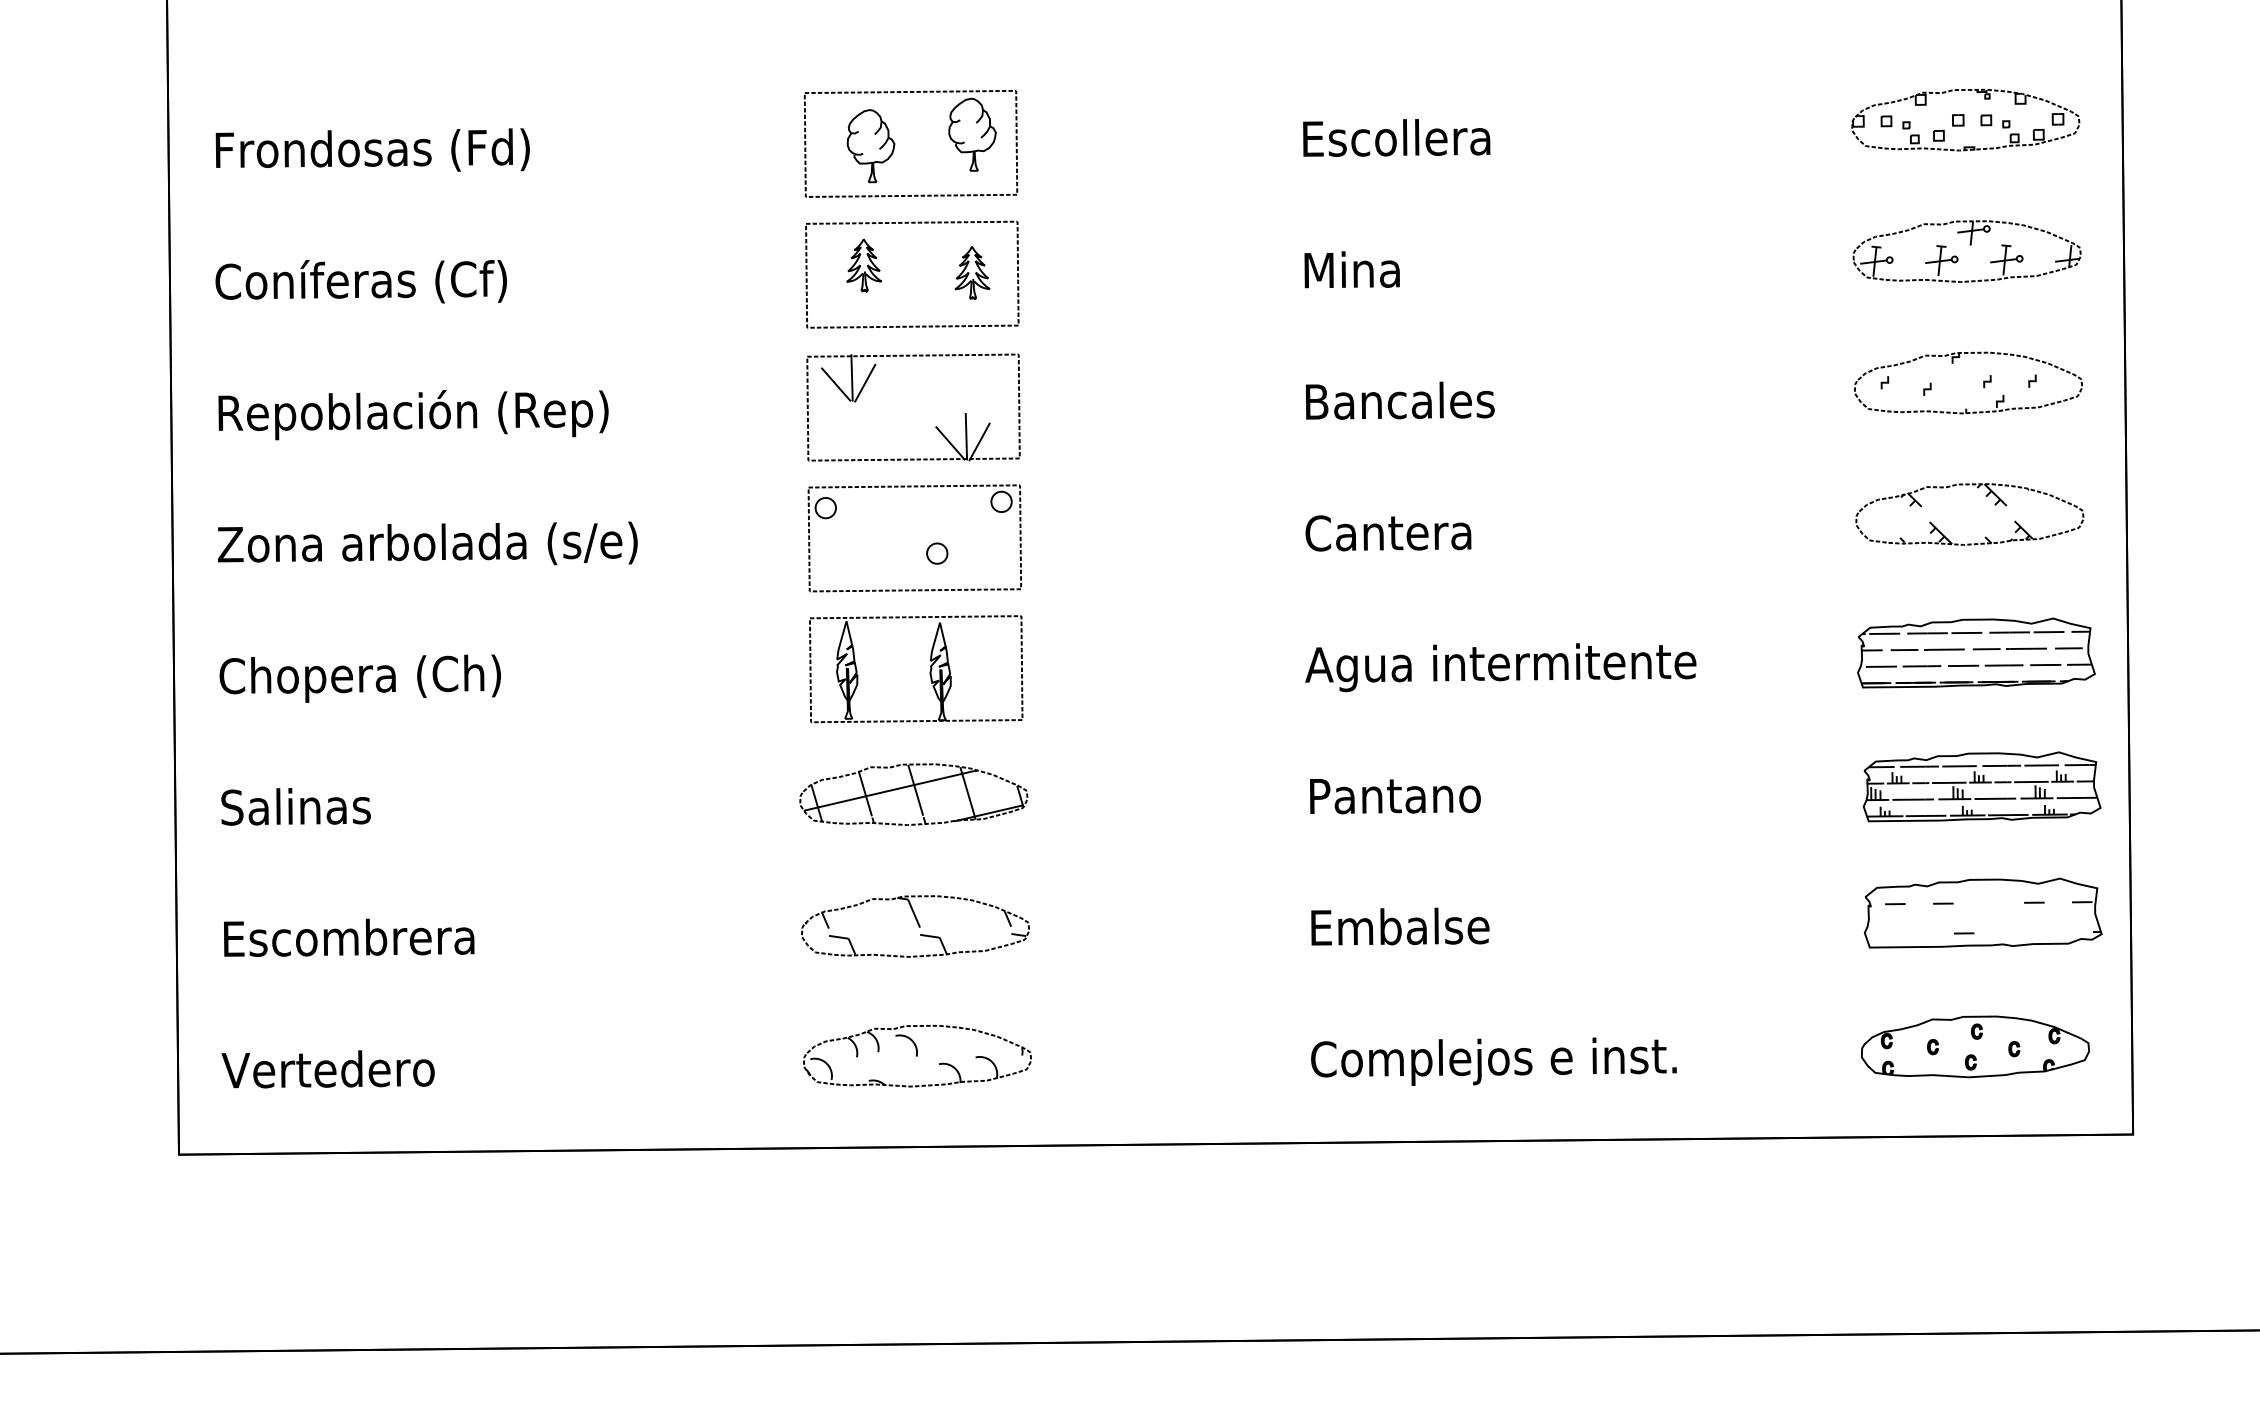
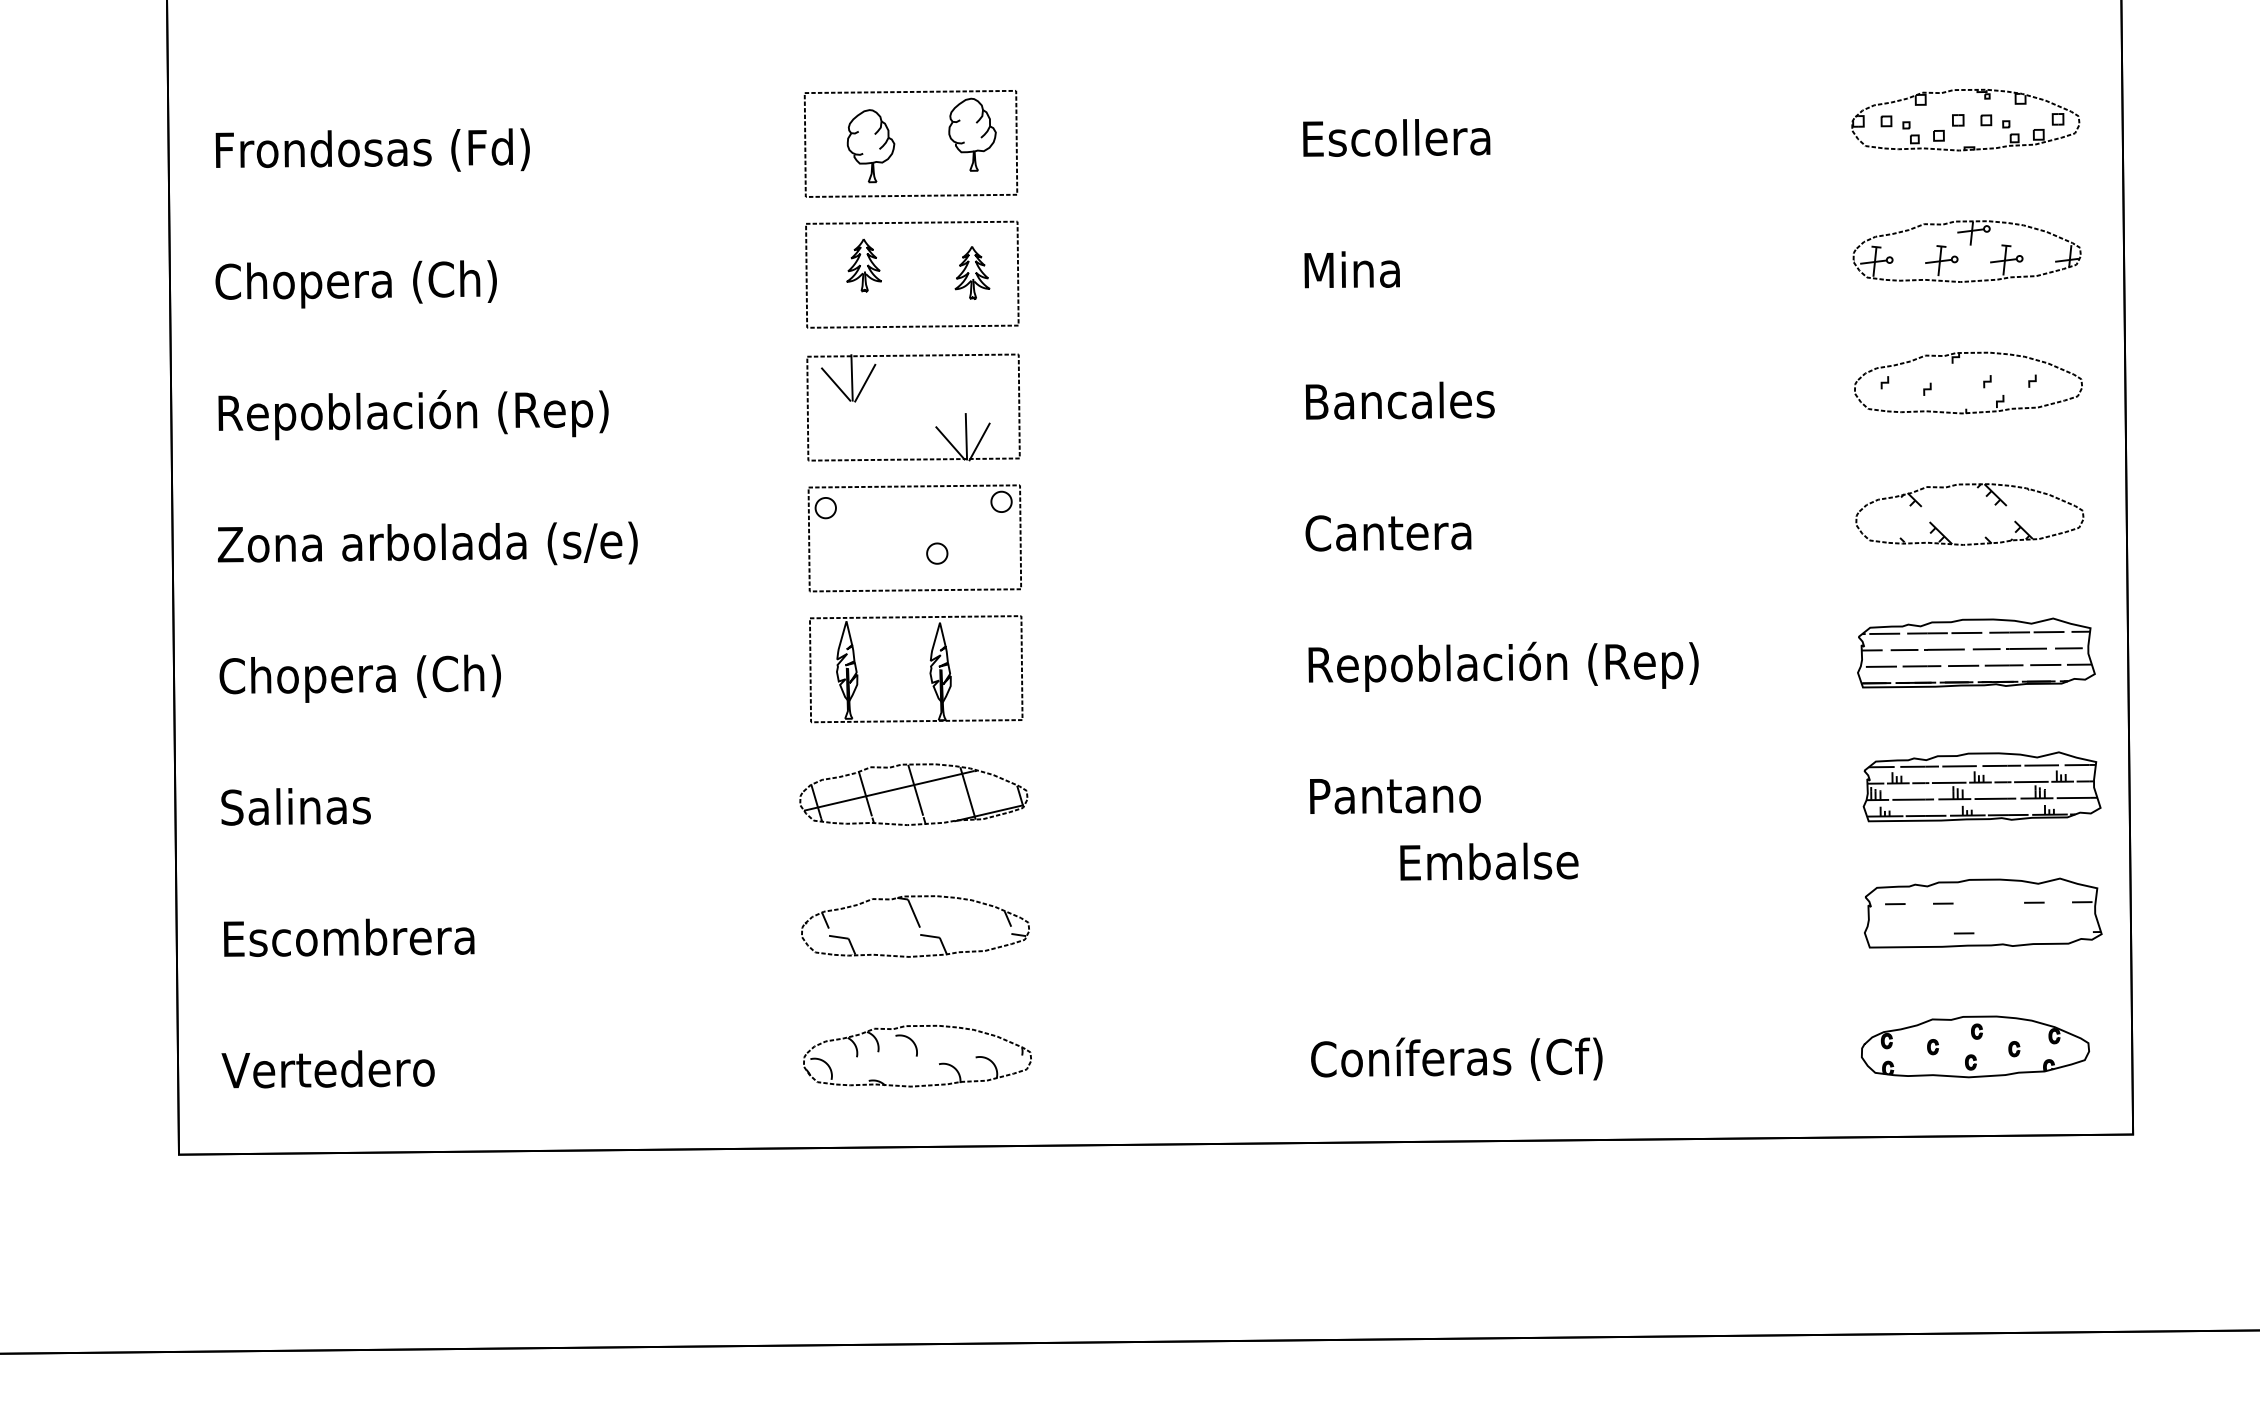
text: Coníferas (Cf) -> Chopera (Ch) (375, 284)
text: Agua intermitente -> Repoblación (Rep) (1501, 666)
text position: (1400, 926) -> (1489, 861) (1489, 861)
text: Complejos e inst. -> Coníferas (Cf) (1528, 1061)
